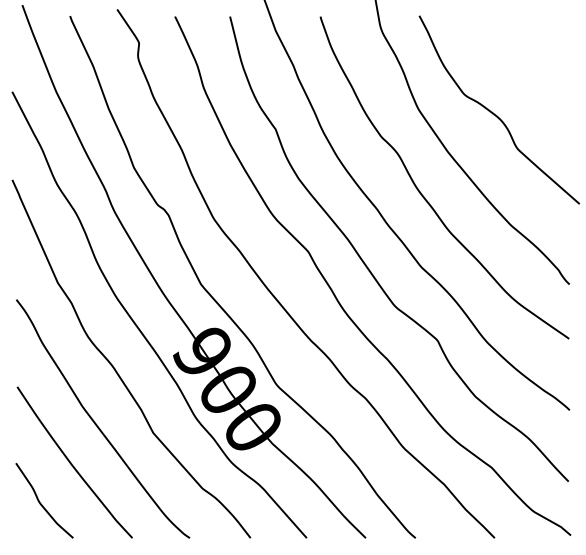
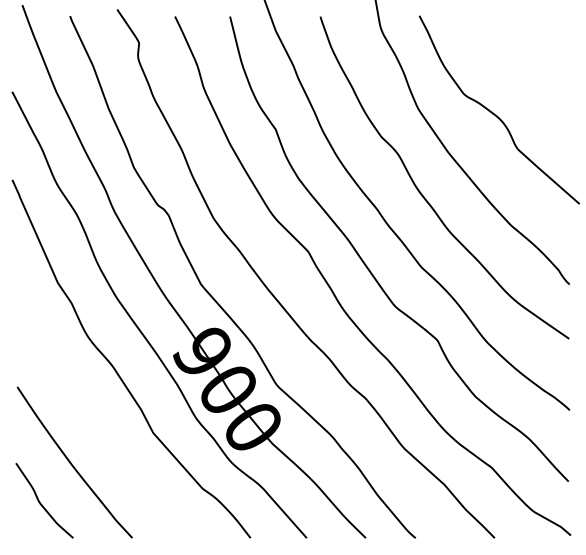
curve: present -> none (97, 424)
